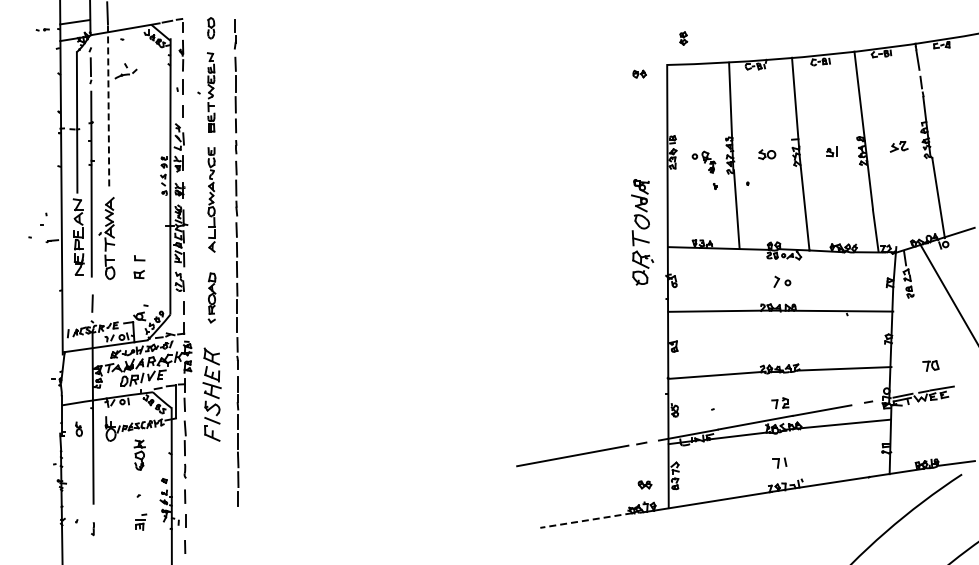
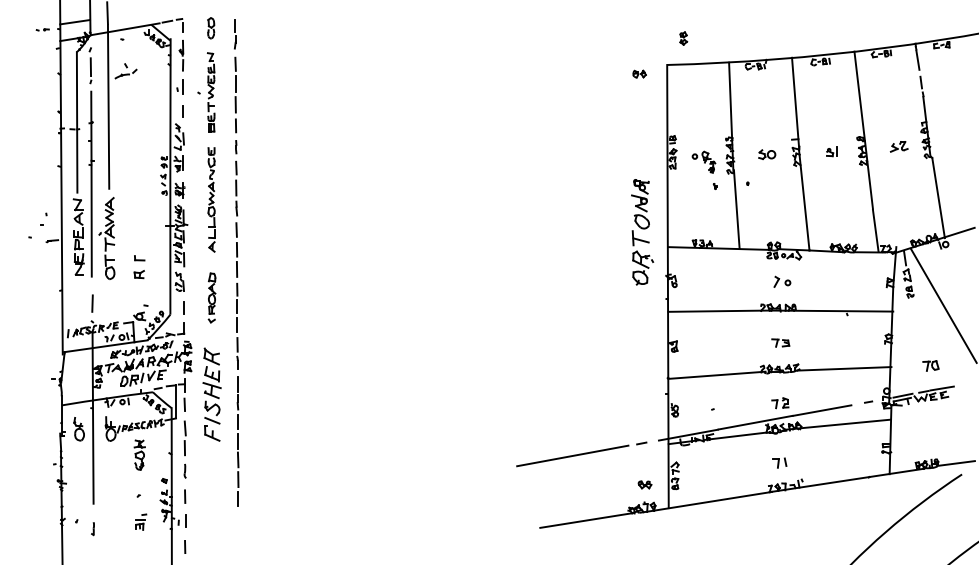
line: dashed -> solid (108, 107)
line position: (947, 291) -> (942, 304) (942, 304)
part: none -> present (780, 342)
part size: 8x17 px -> 12x25 px (78, 429)
line: dashed -> solid (586, 520)
